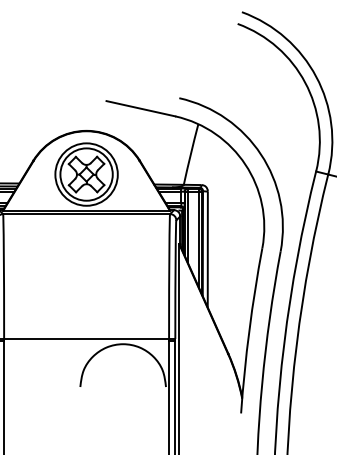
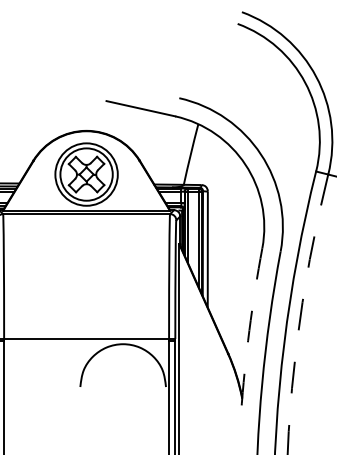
arc: solid -> dashed (300, 314)
arc: solid -> dashed (249, 330)
